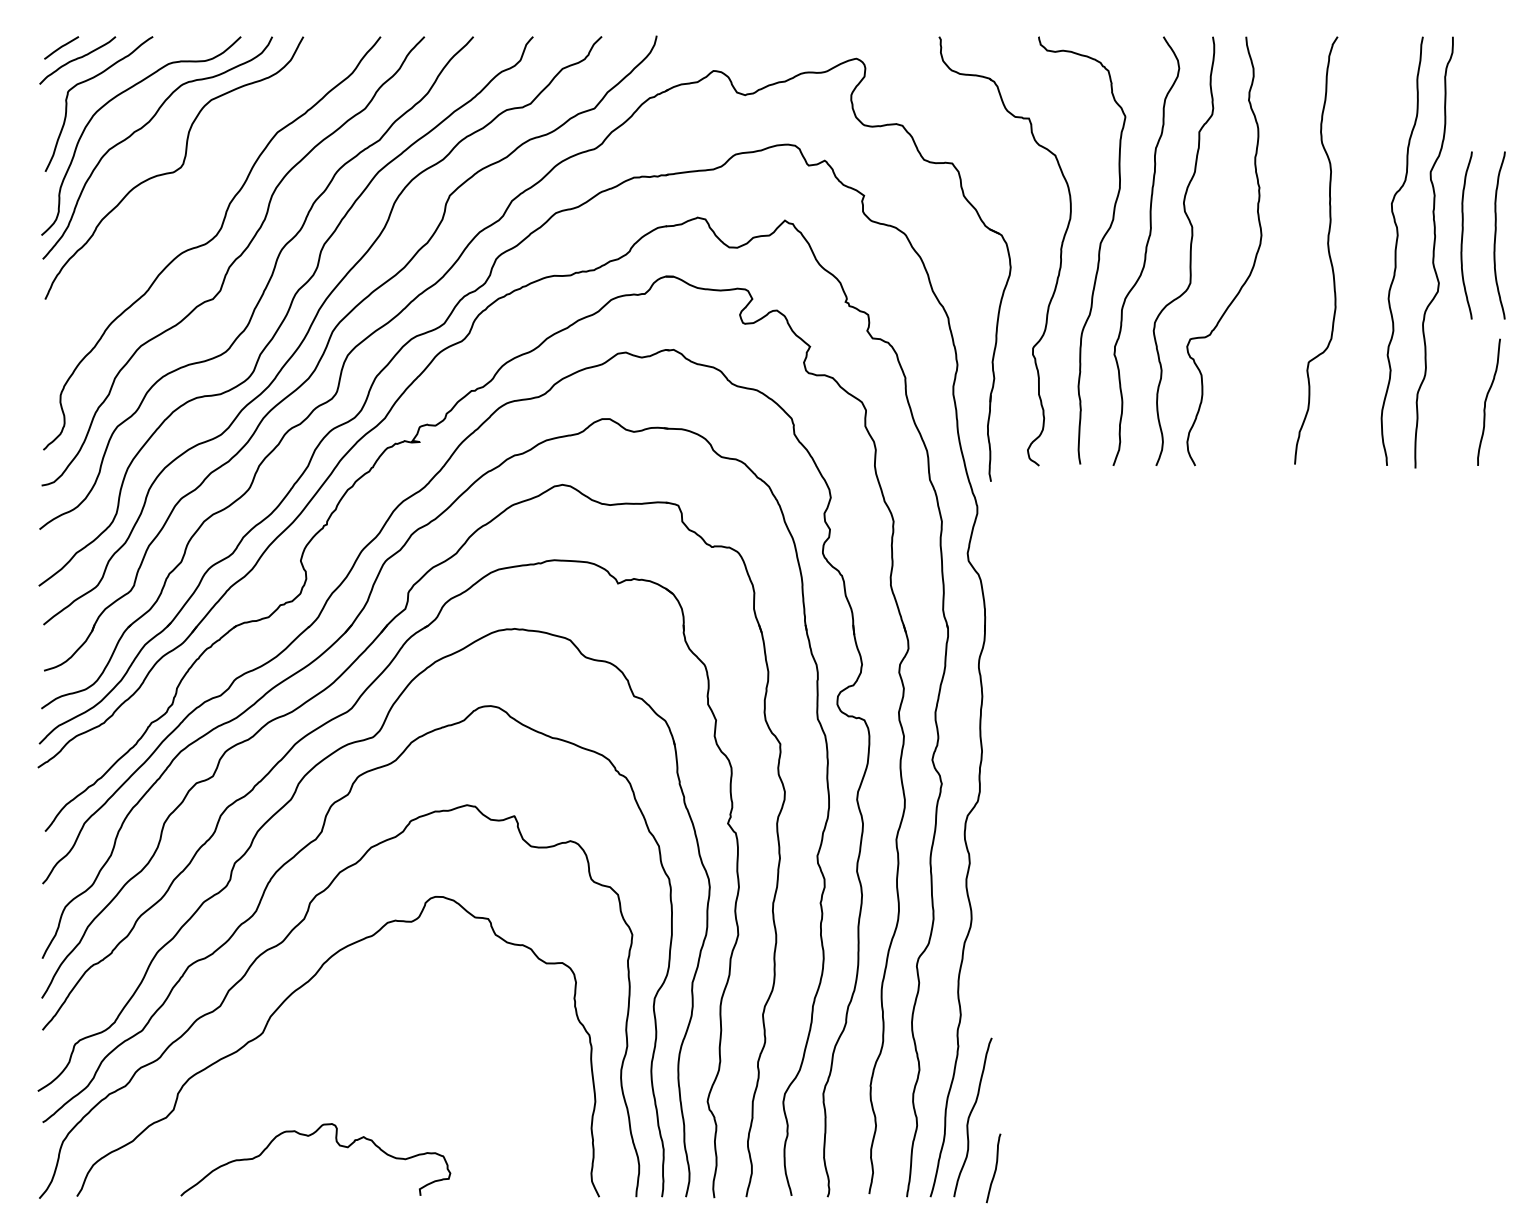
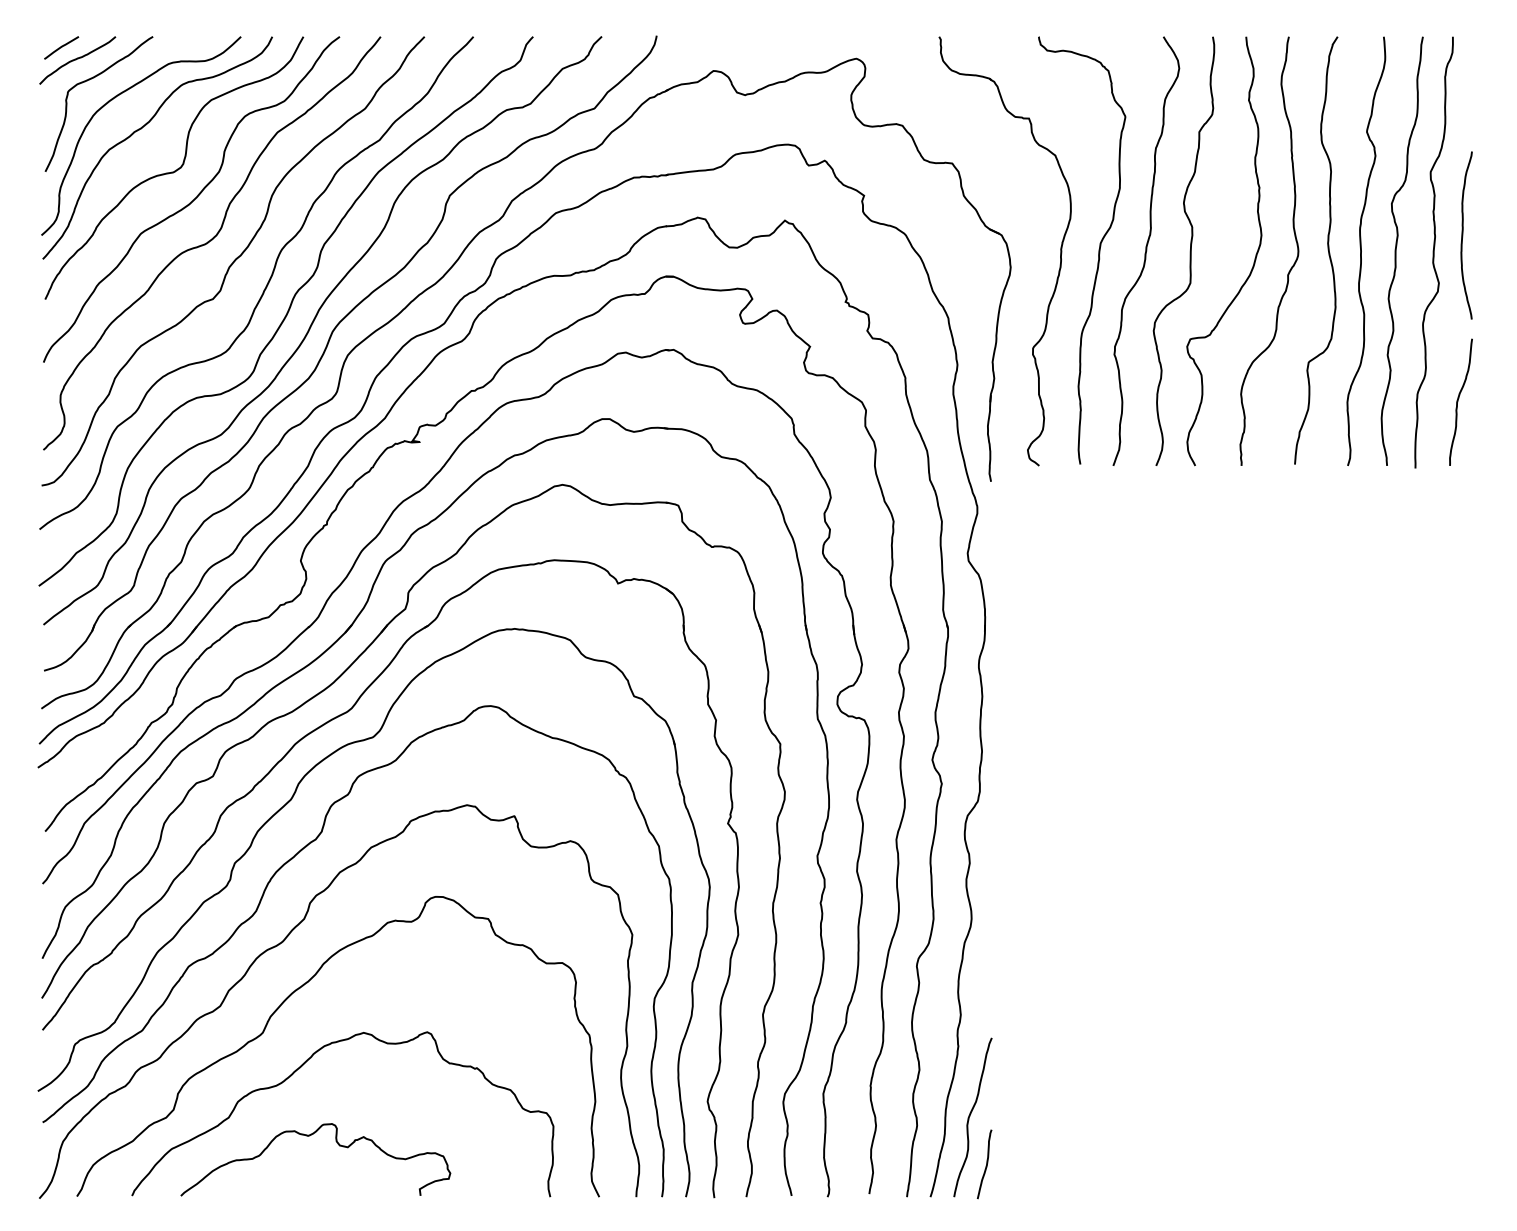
curve: none -> present (192, 200)
curve: present -> none (1496, 235)
curve: none -> present (1361, 250)
curve: none -> present (1291, 266)
curve position: (1486, 401) -> (1458, 401) (1458, 401)
curve: none -> present (300, 1068)
curve position: (994, 1169) -> (985, 1165) (985, 1165)
